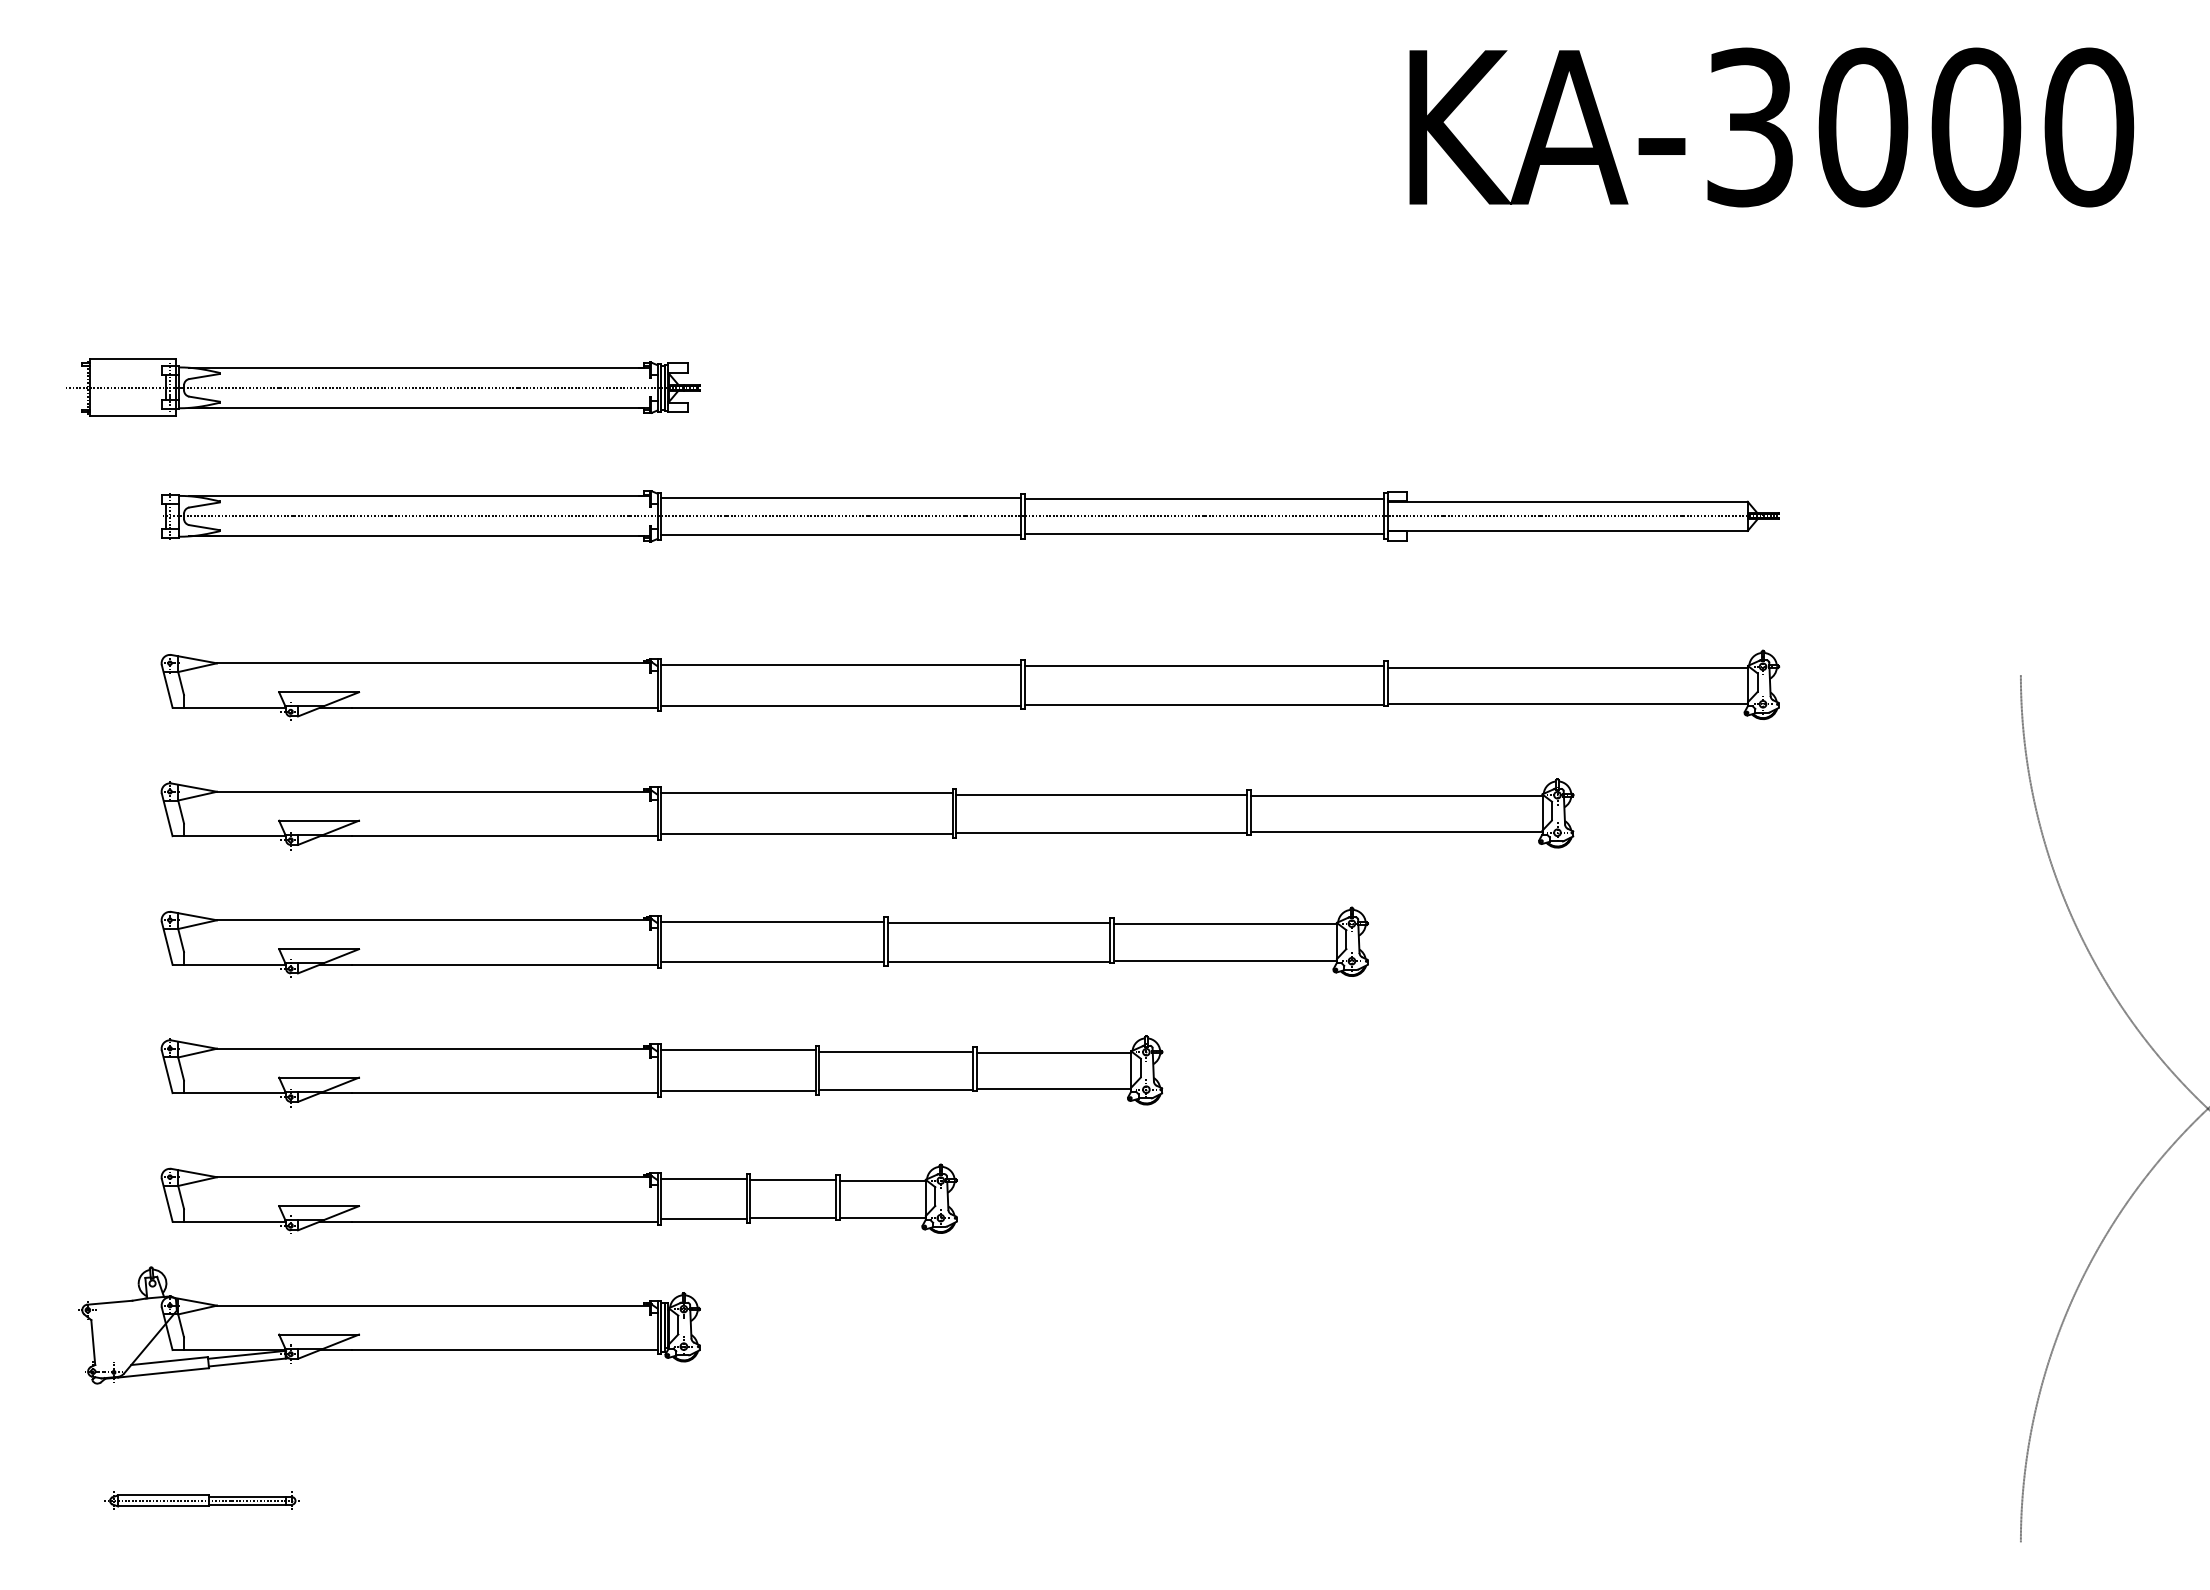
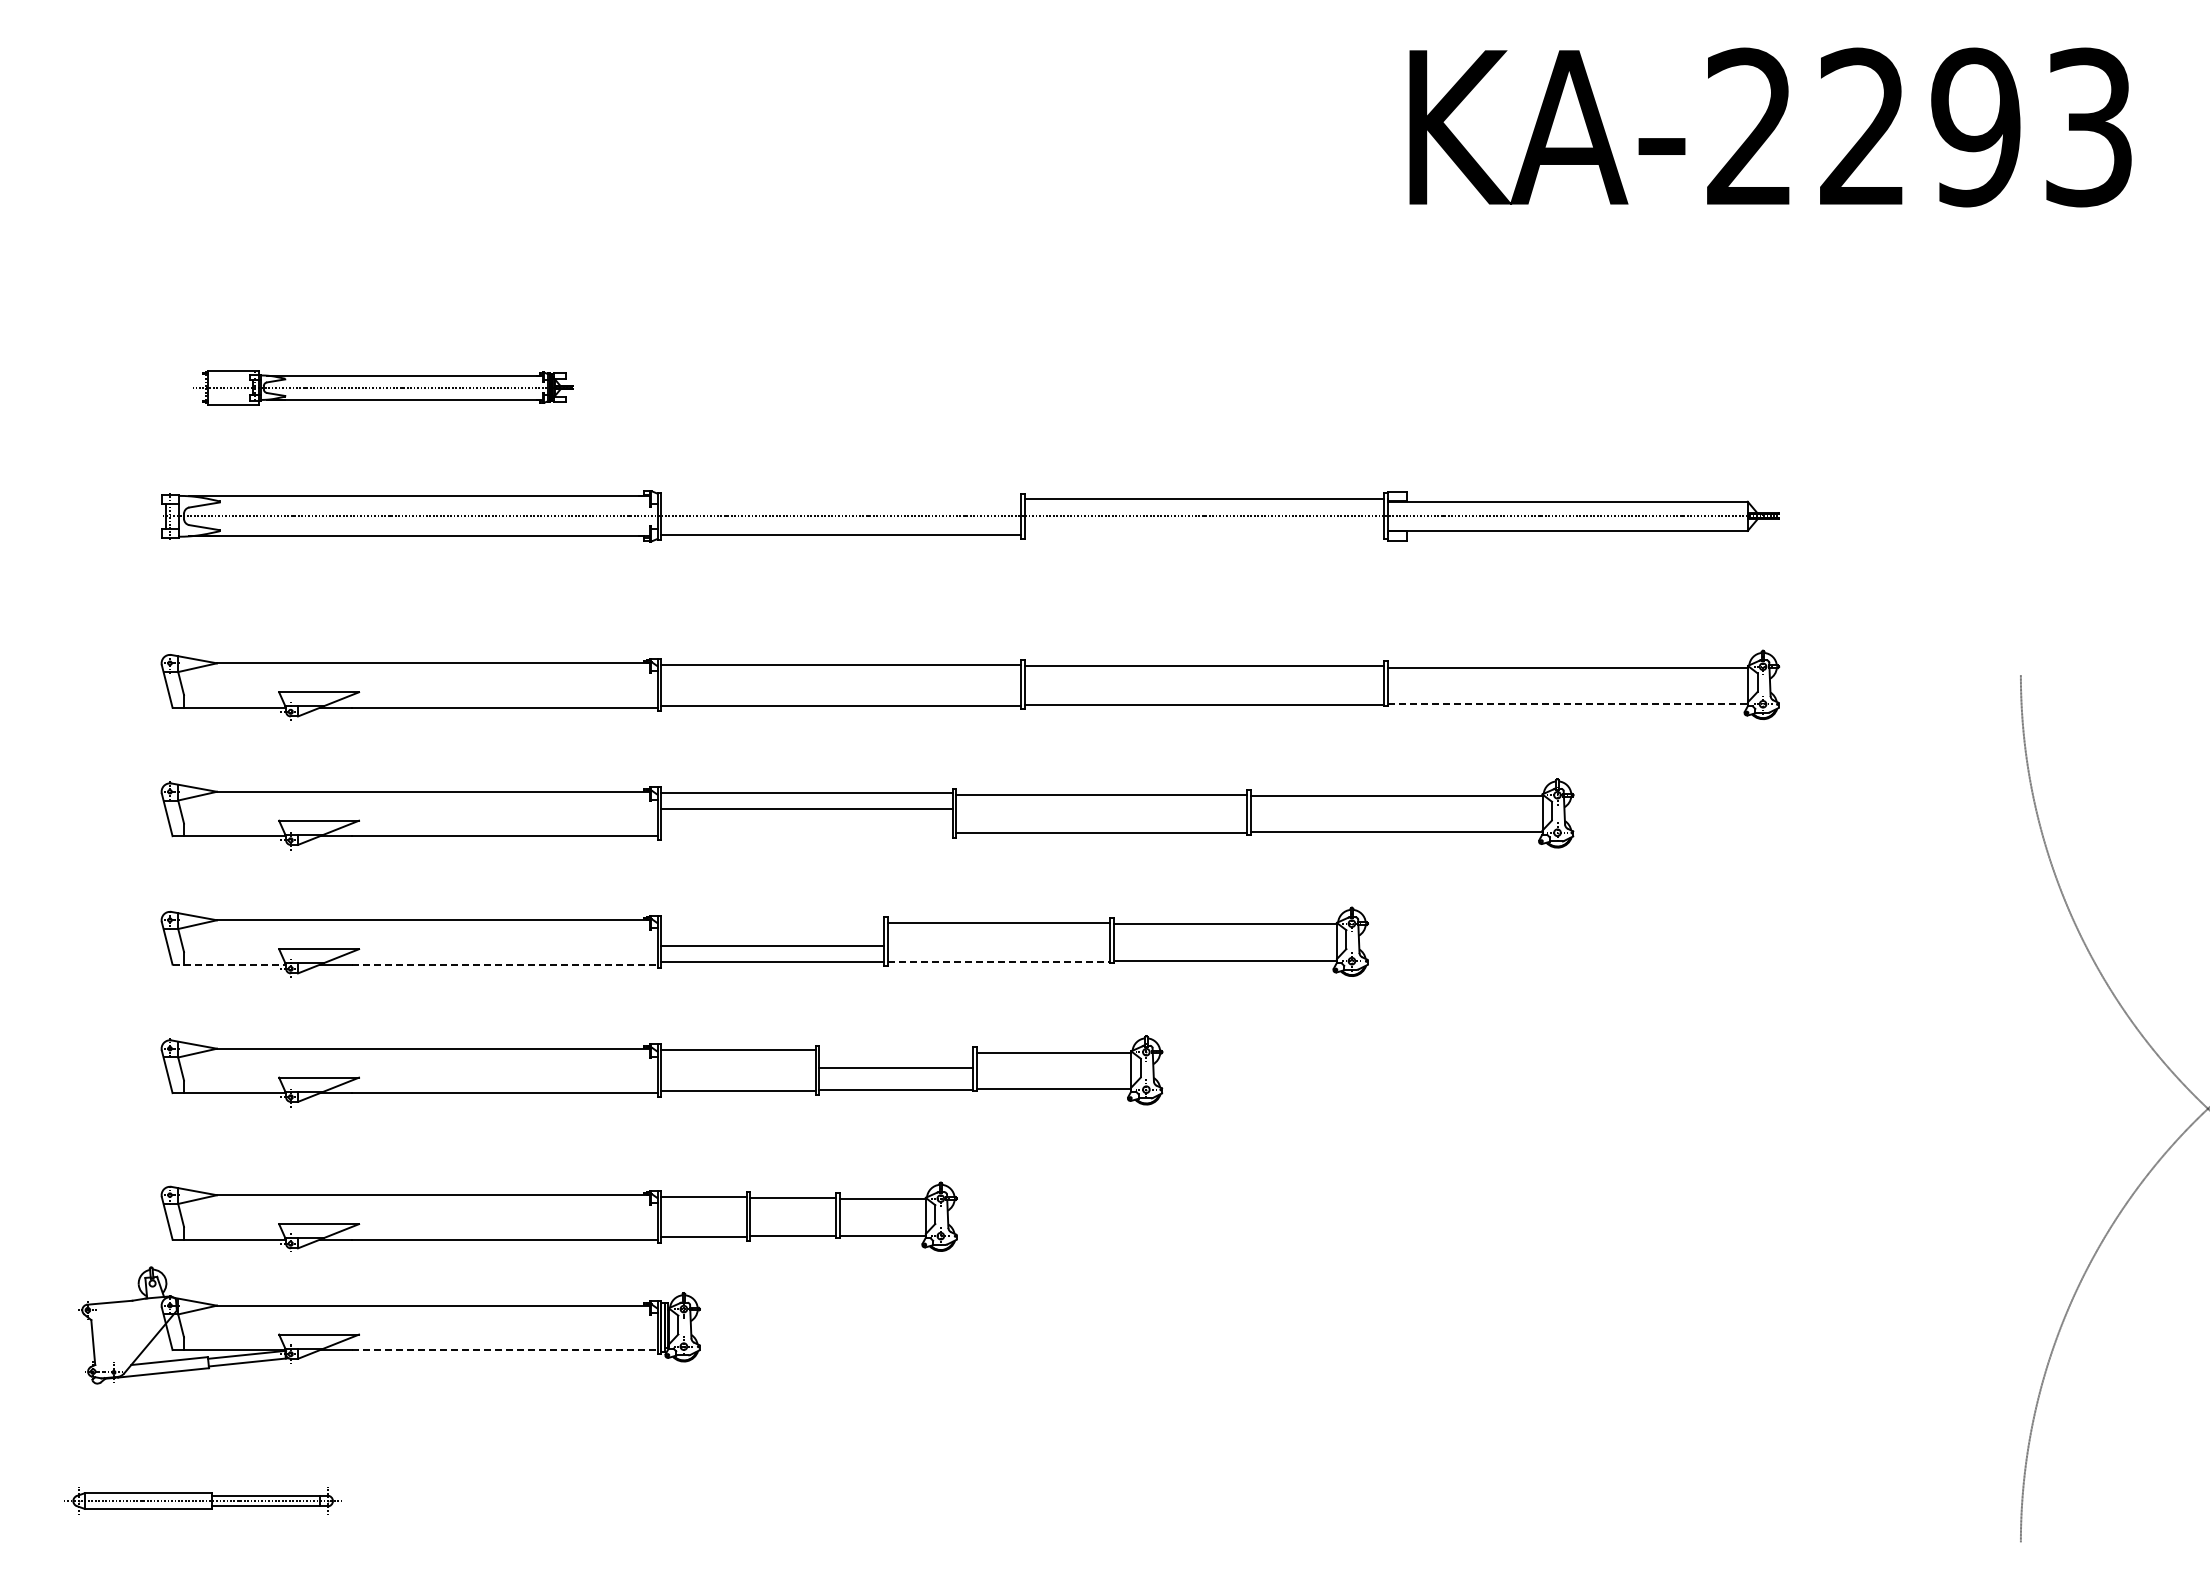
text: KA-3000 -> KA-2293 (1920, 127)
part size: 635x59 px -> 381x36 px (383, 387)
line: present -> none (841, 497)
line: present -> none (1204, 533)
line: solid -> dashed (1568, 703)
line position: (806, 833) -> (806, 808) (806, 808)
line position: (772, 921) -> (772, 945) (772, 945)
line: solid -> dashed (999, 961)
line: solid -> dashed (229, 964)
line: solid -> dashed (504, 964)
line position: (896, 1051) -> (896, 1067) (896, 1067)
part position: (558, 1198) -> (558, 1216) (558, 1216)
line: solid -> dashed (504, 1350)
part size: 196x19 px -> 278x28 px (202, 1500)
